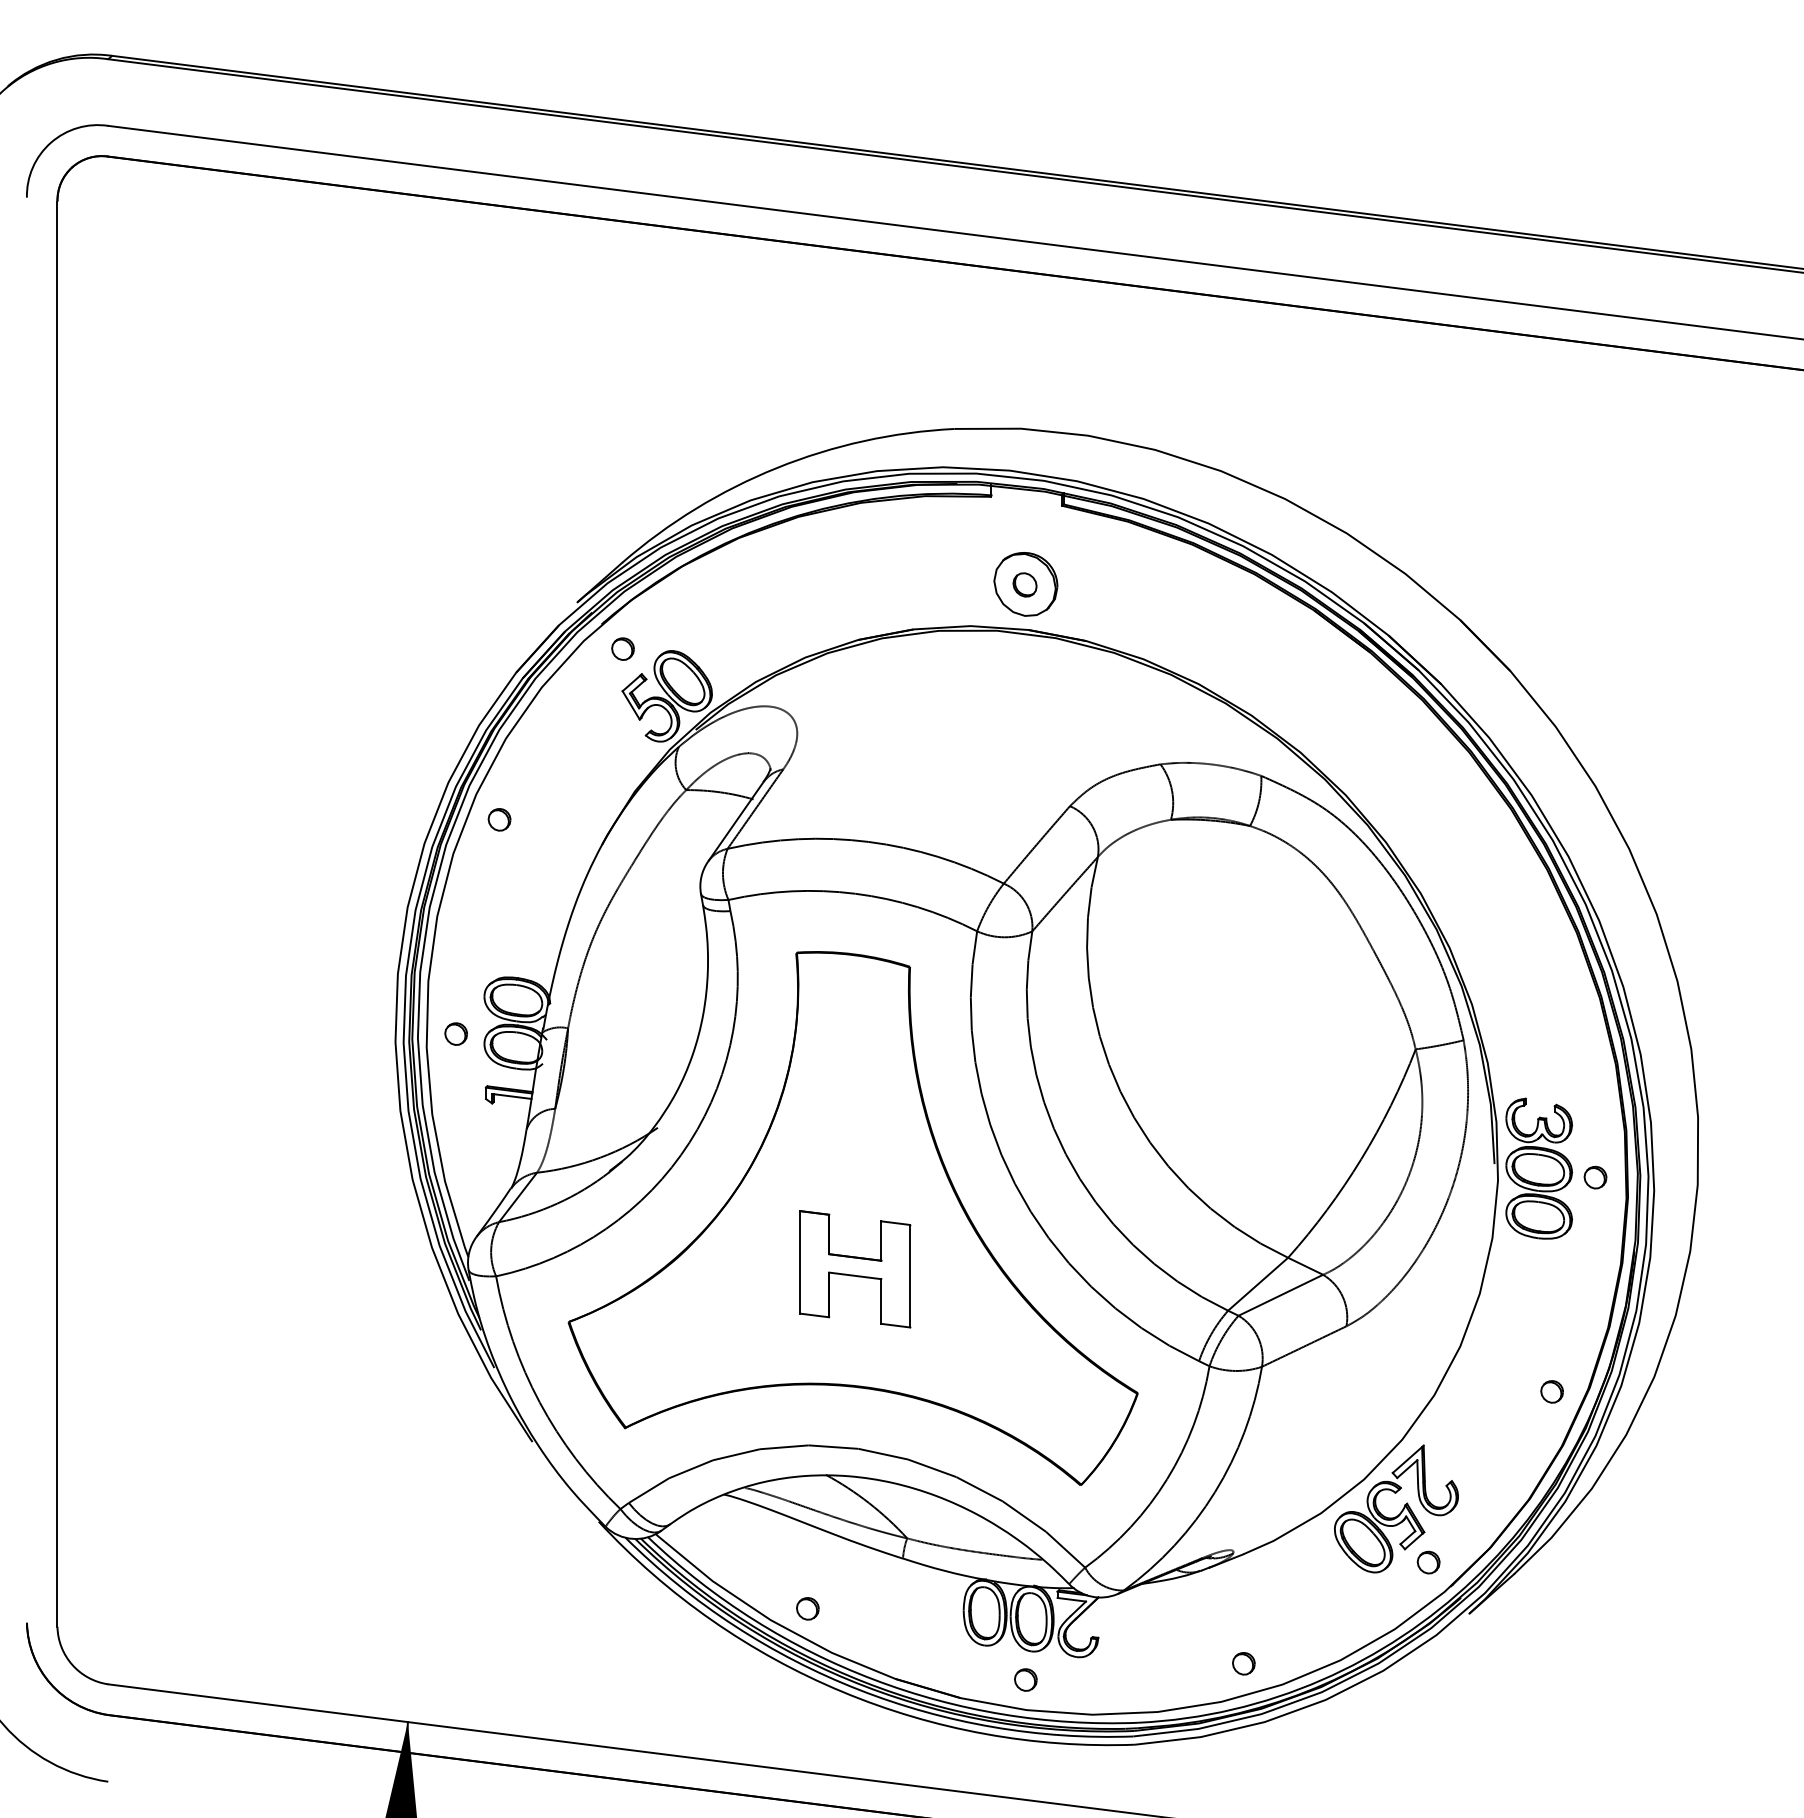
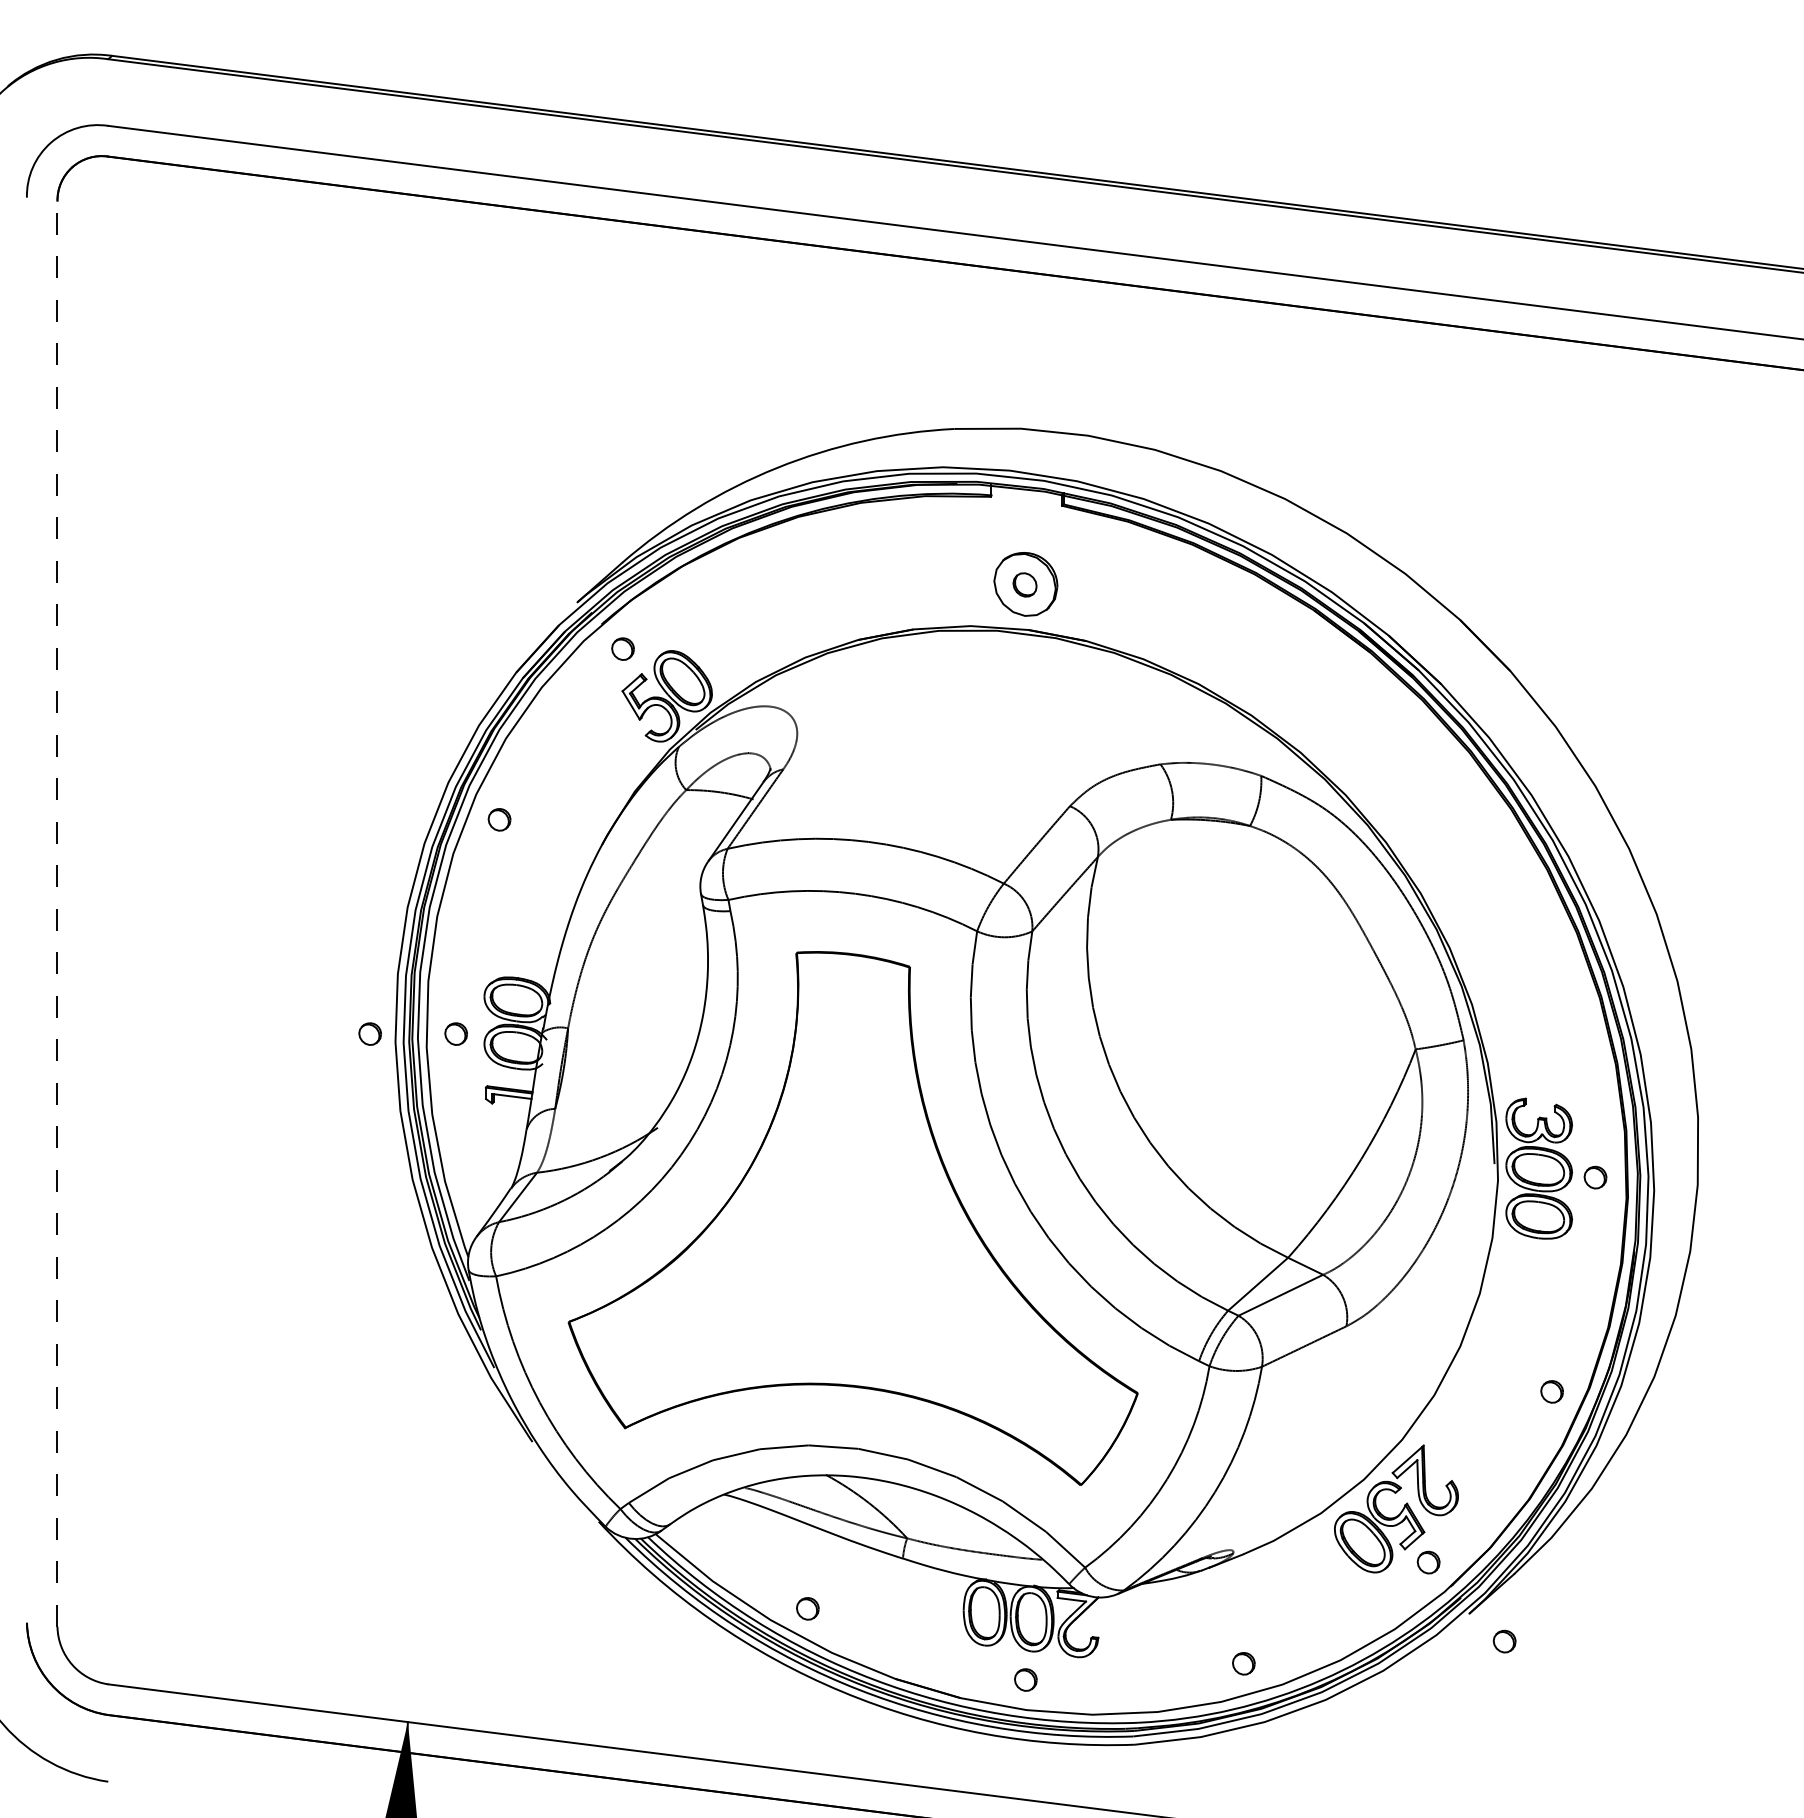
line: solid -> dashed (57, 914)
part: none -> present (369, 1033)
part: present -> none (855, 1269)
part: none -> present (1504, 1641)
